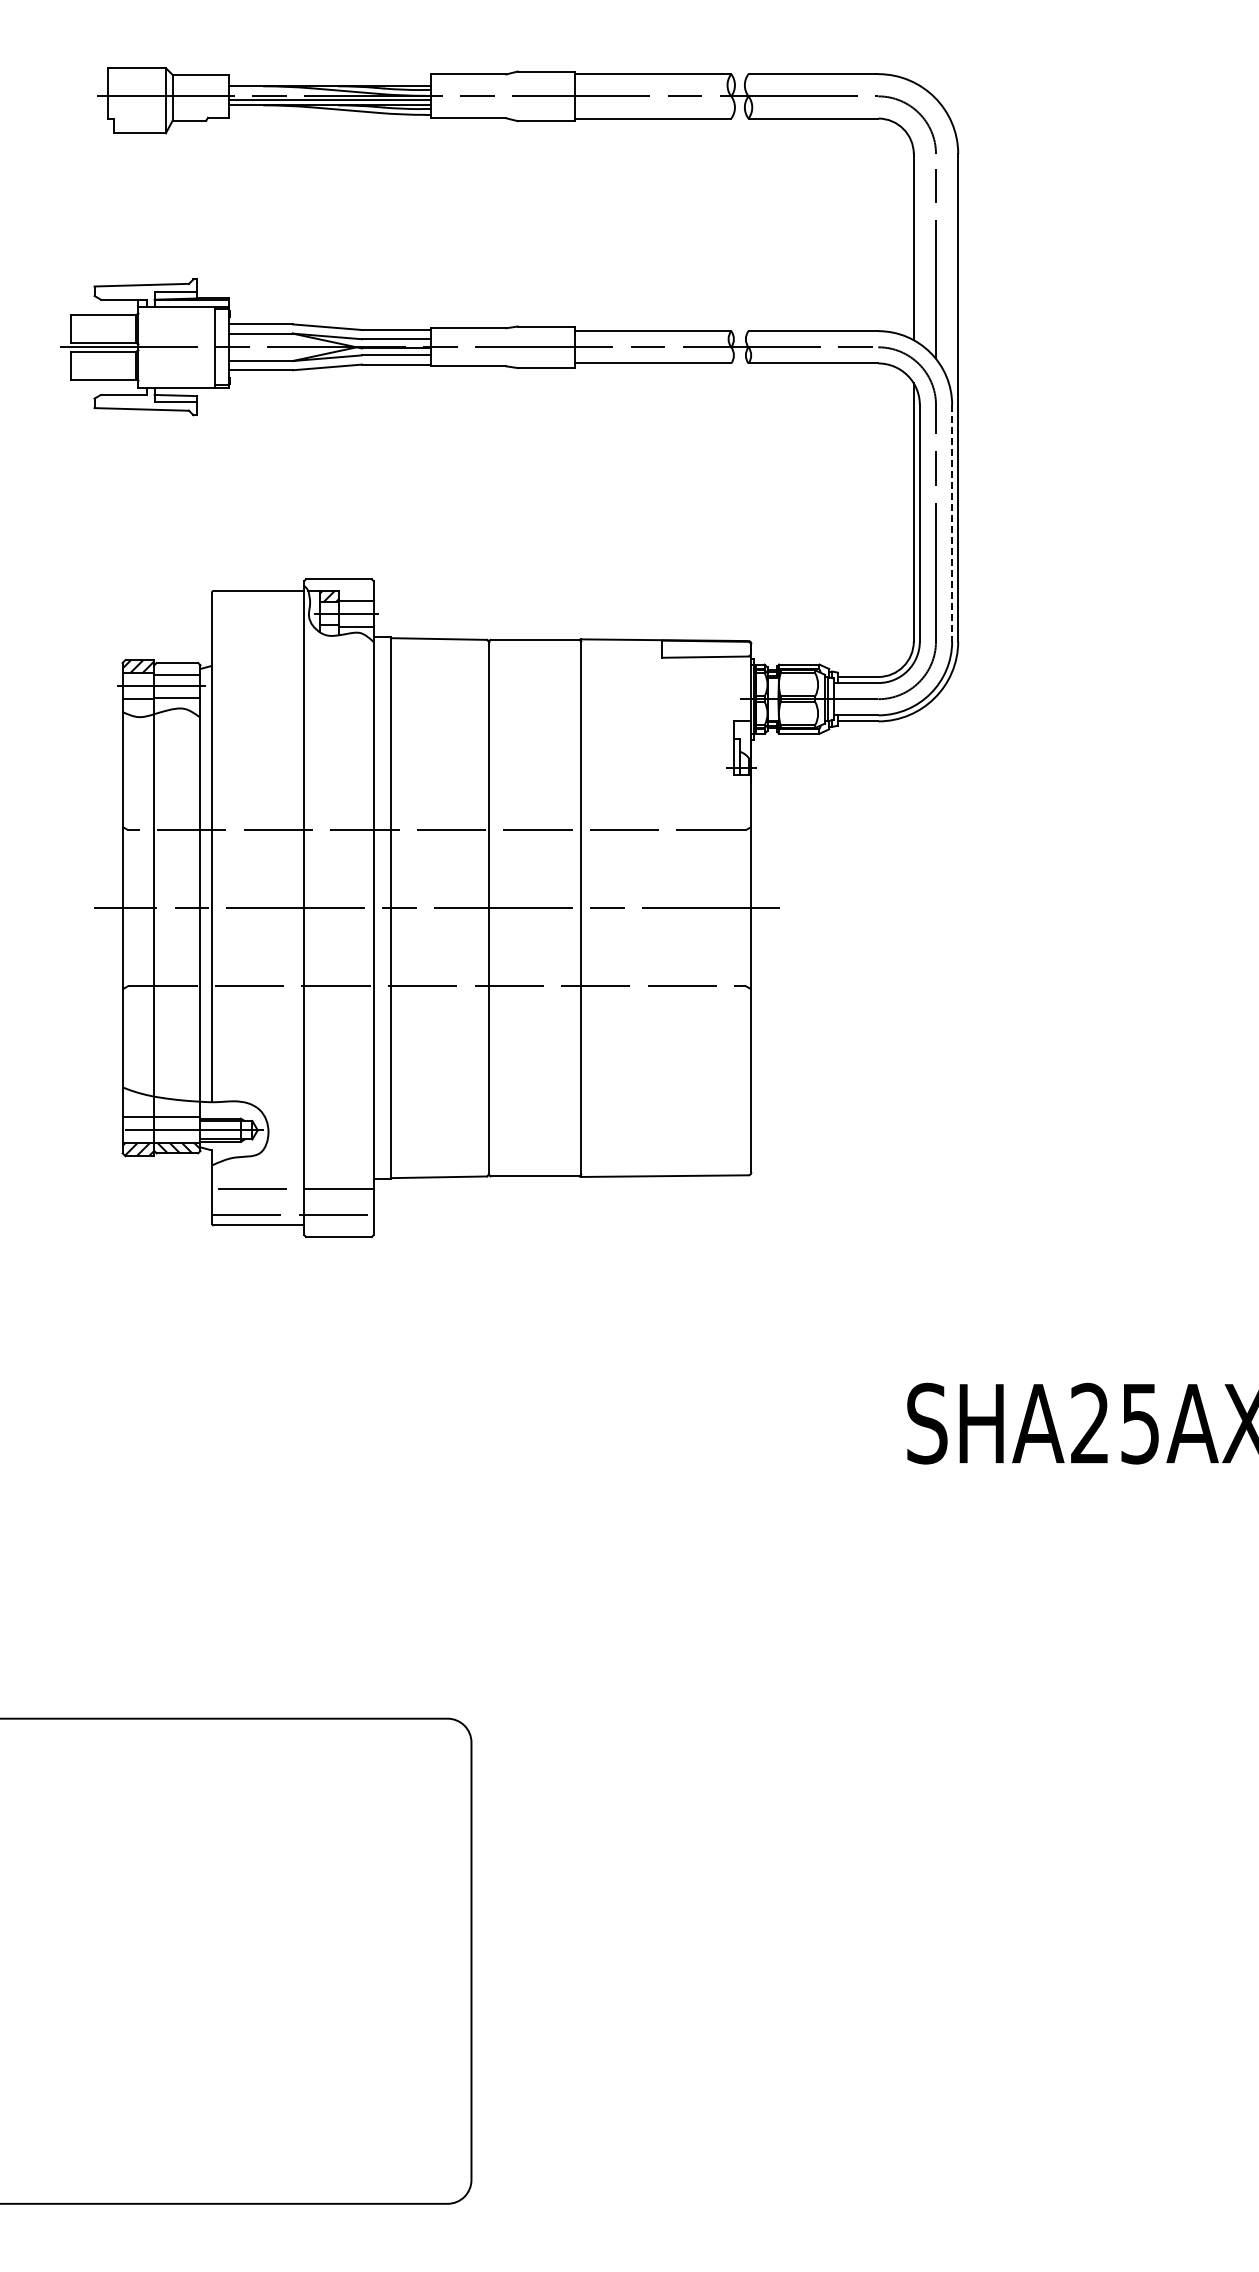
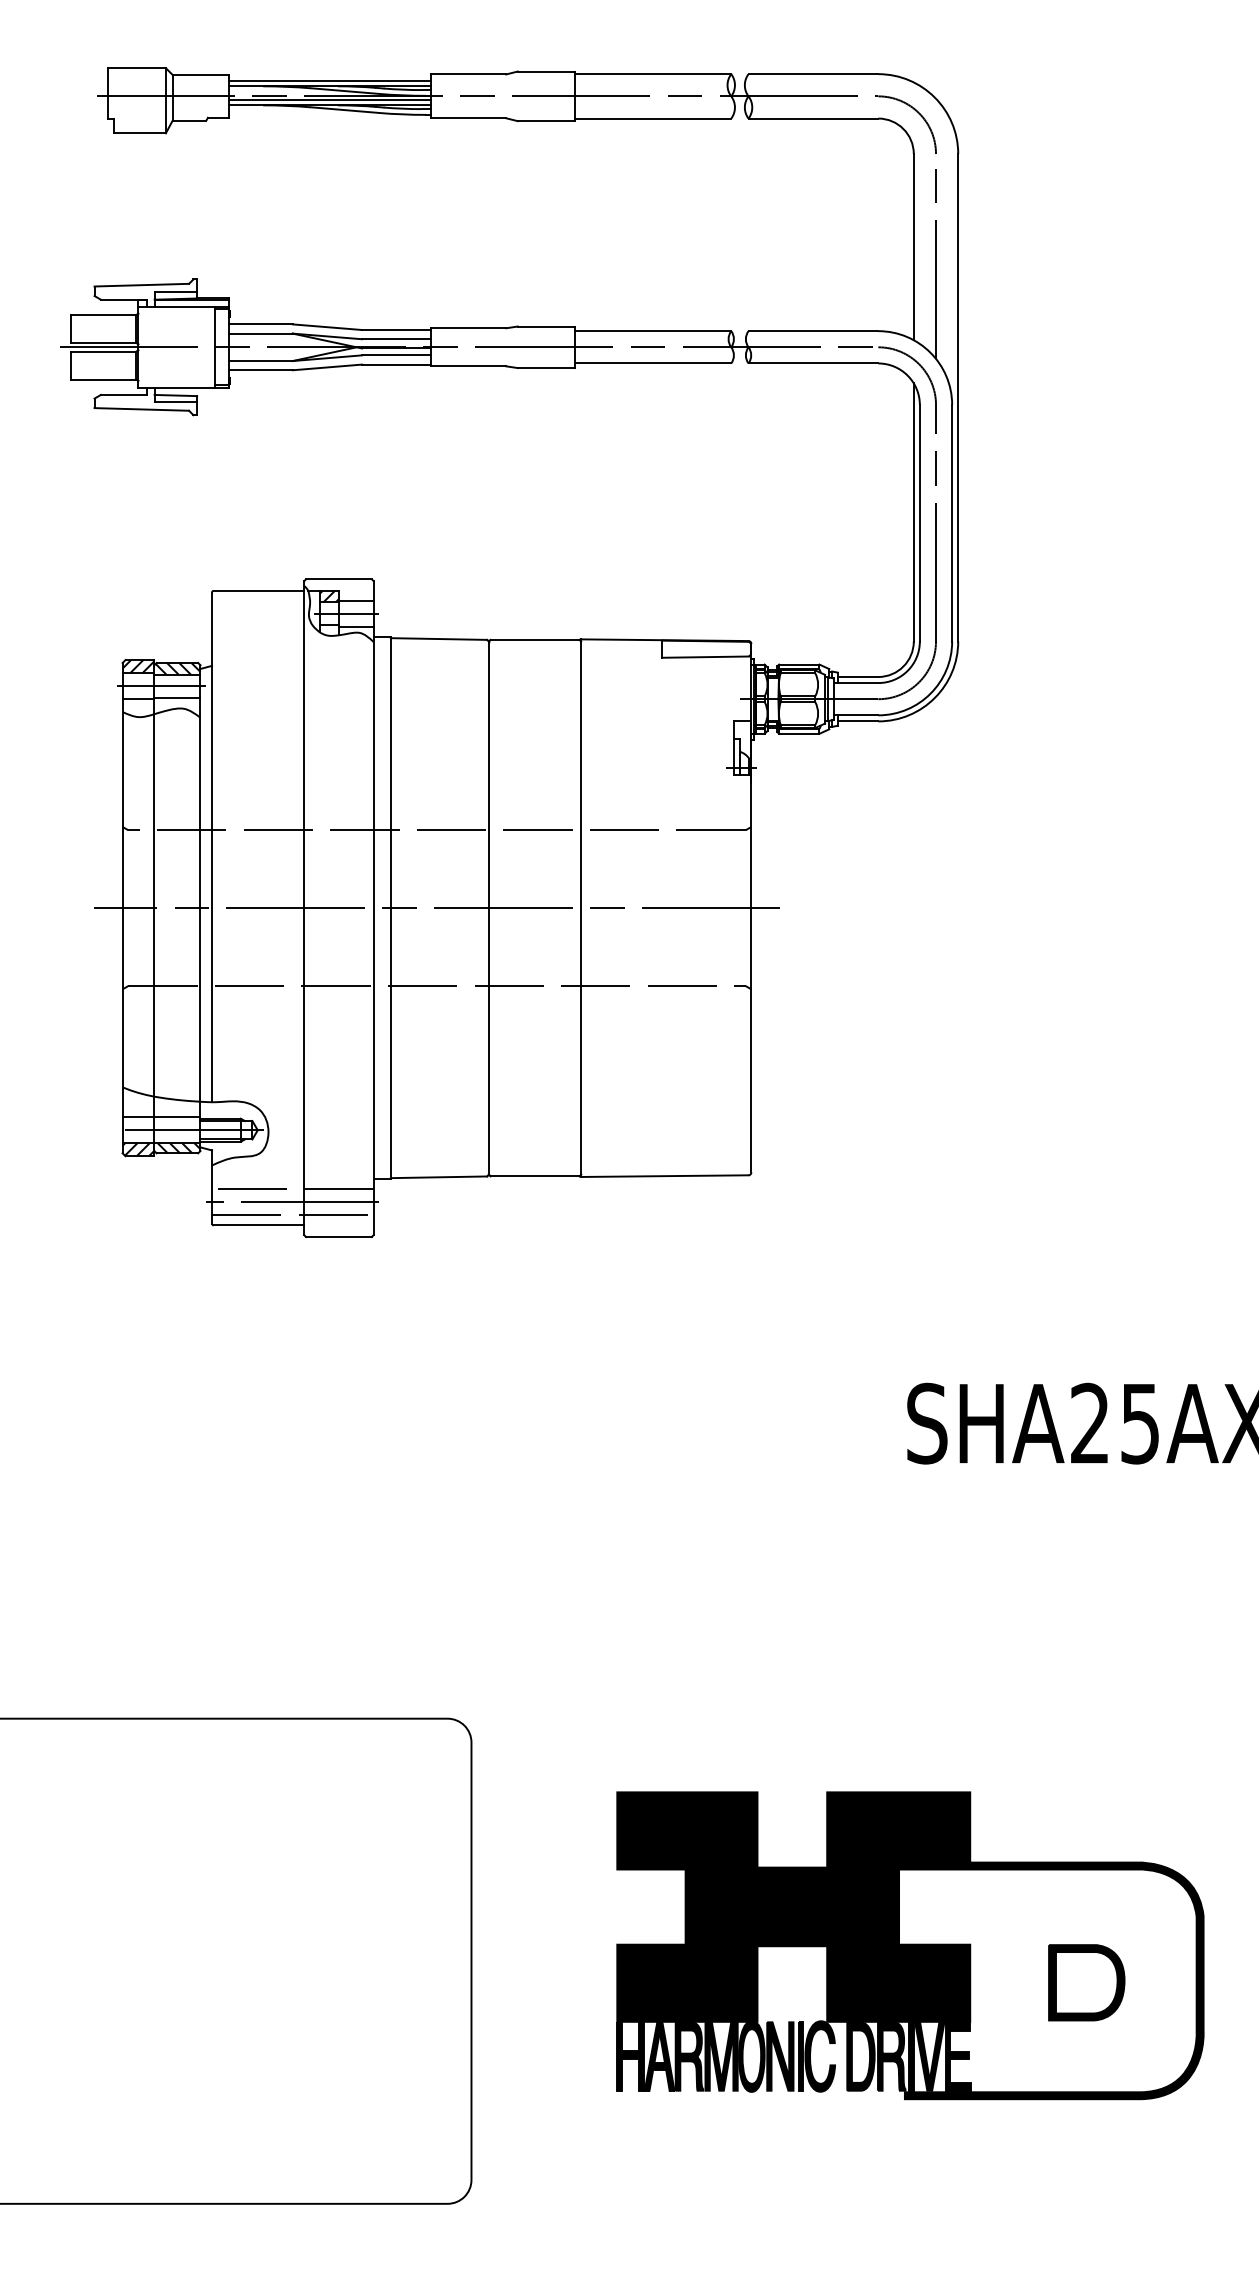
line: none -> present (330, 80)
line: dashed -> solid (952, 523)
hatch: none -> present (177, 668)
line: none -> present (292, 1202)
part: none -> present (910, 1945)
